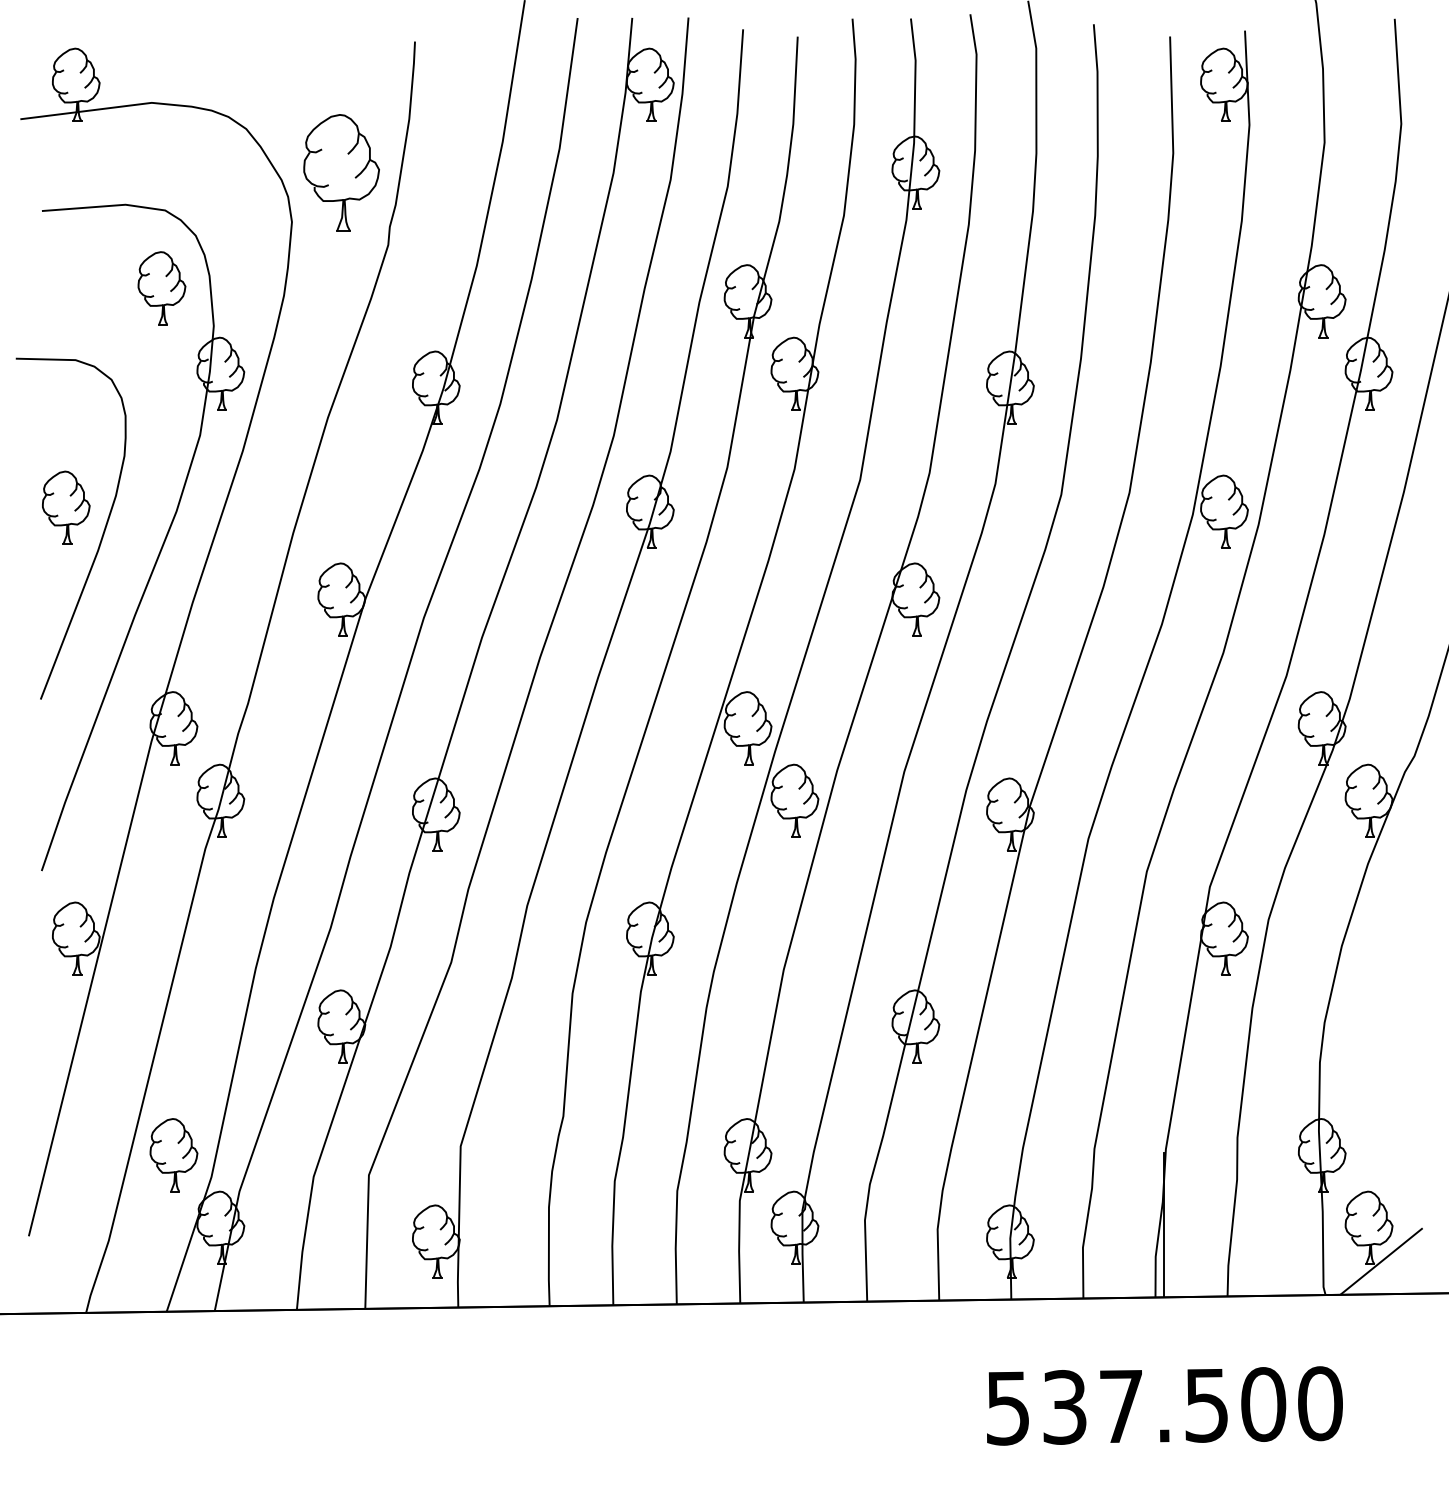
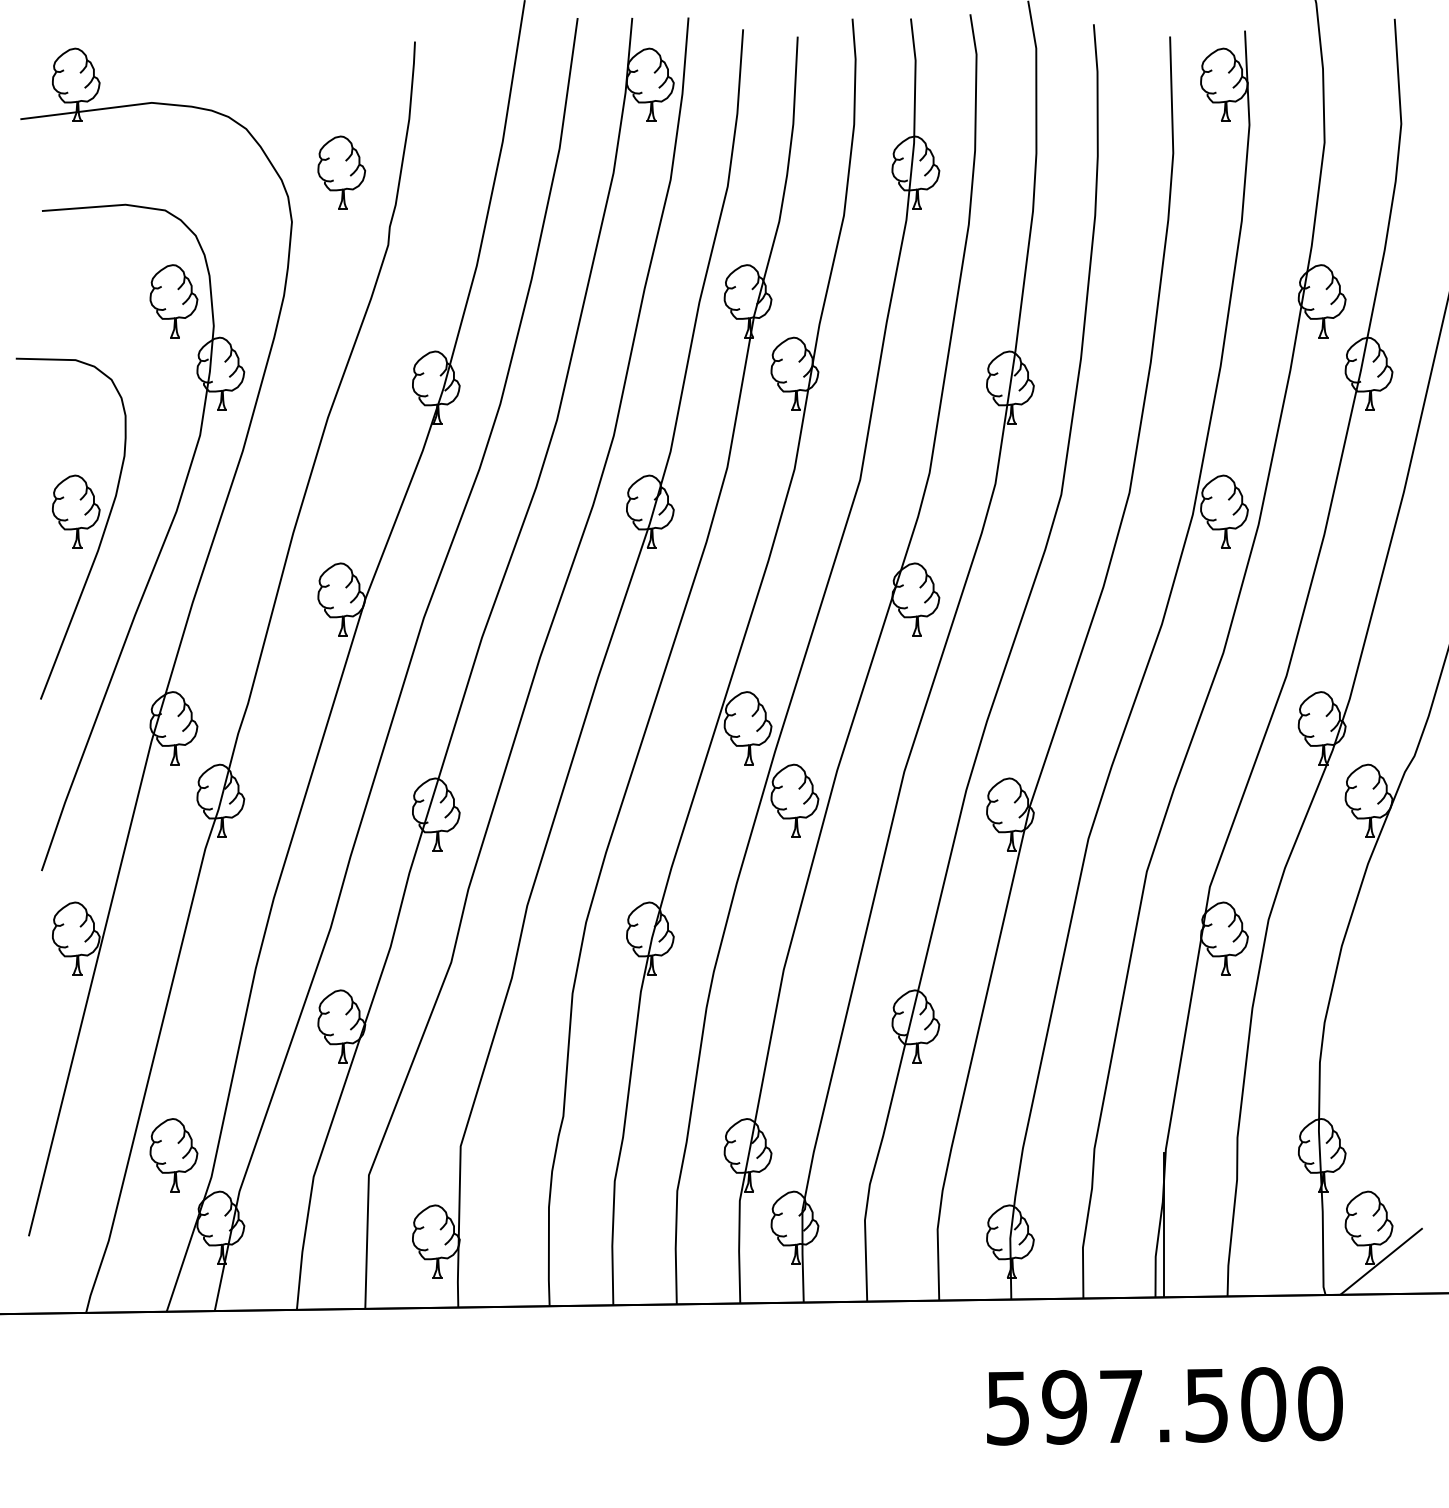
part size: 77x118 px -> 50x75 px (341, 172)
part position: (161, 288) -> (173, 301) (173, 301)
part position: (66, 507) -> (76, 511) (76, 511)
text: 537.500 -> 597.500 (1064, 1407)
